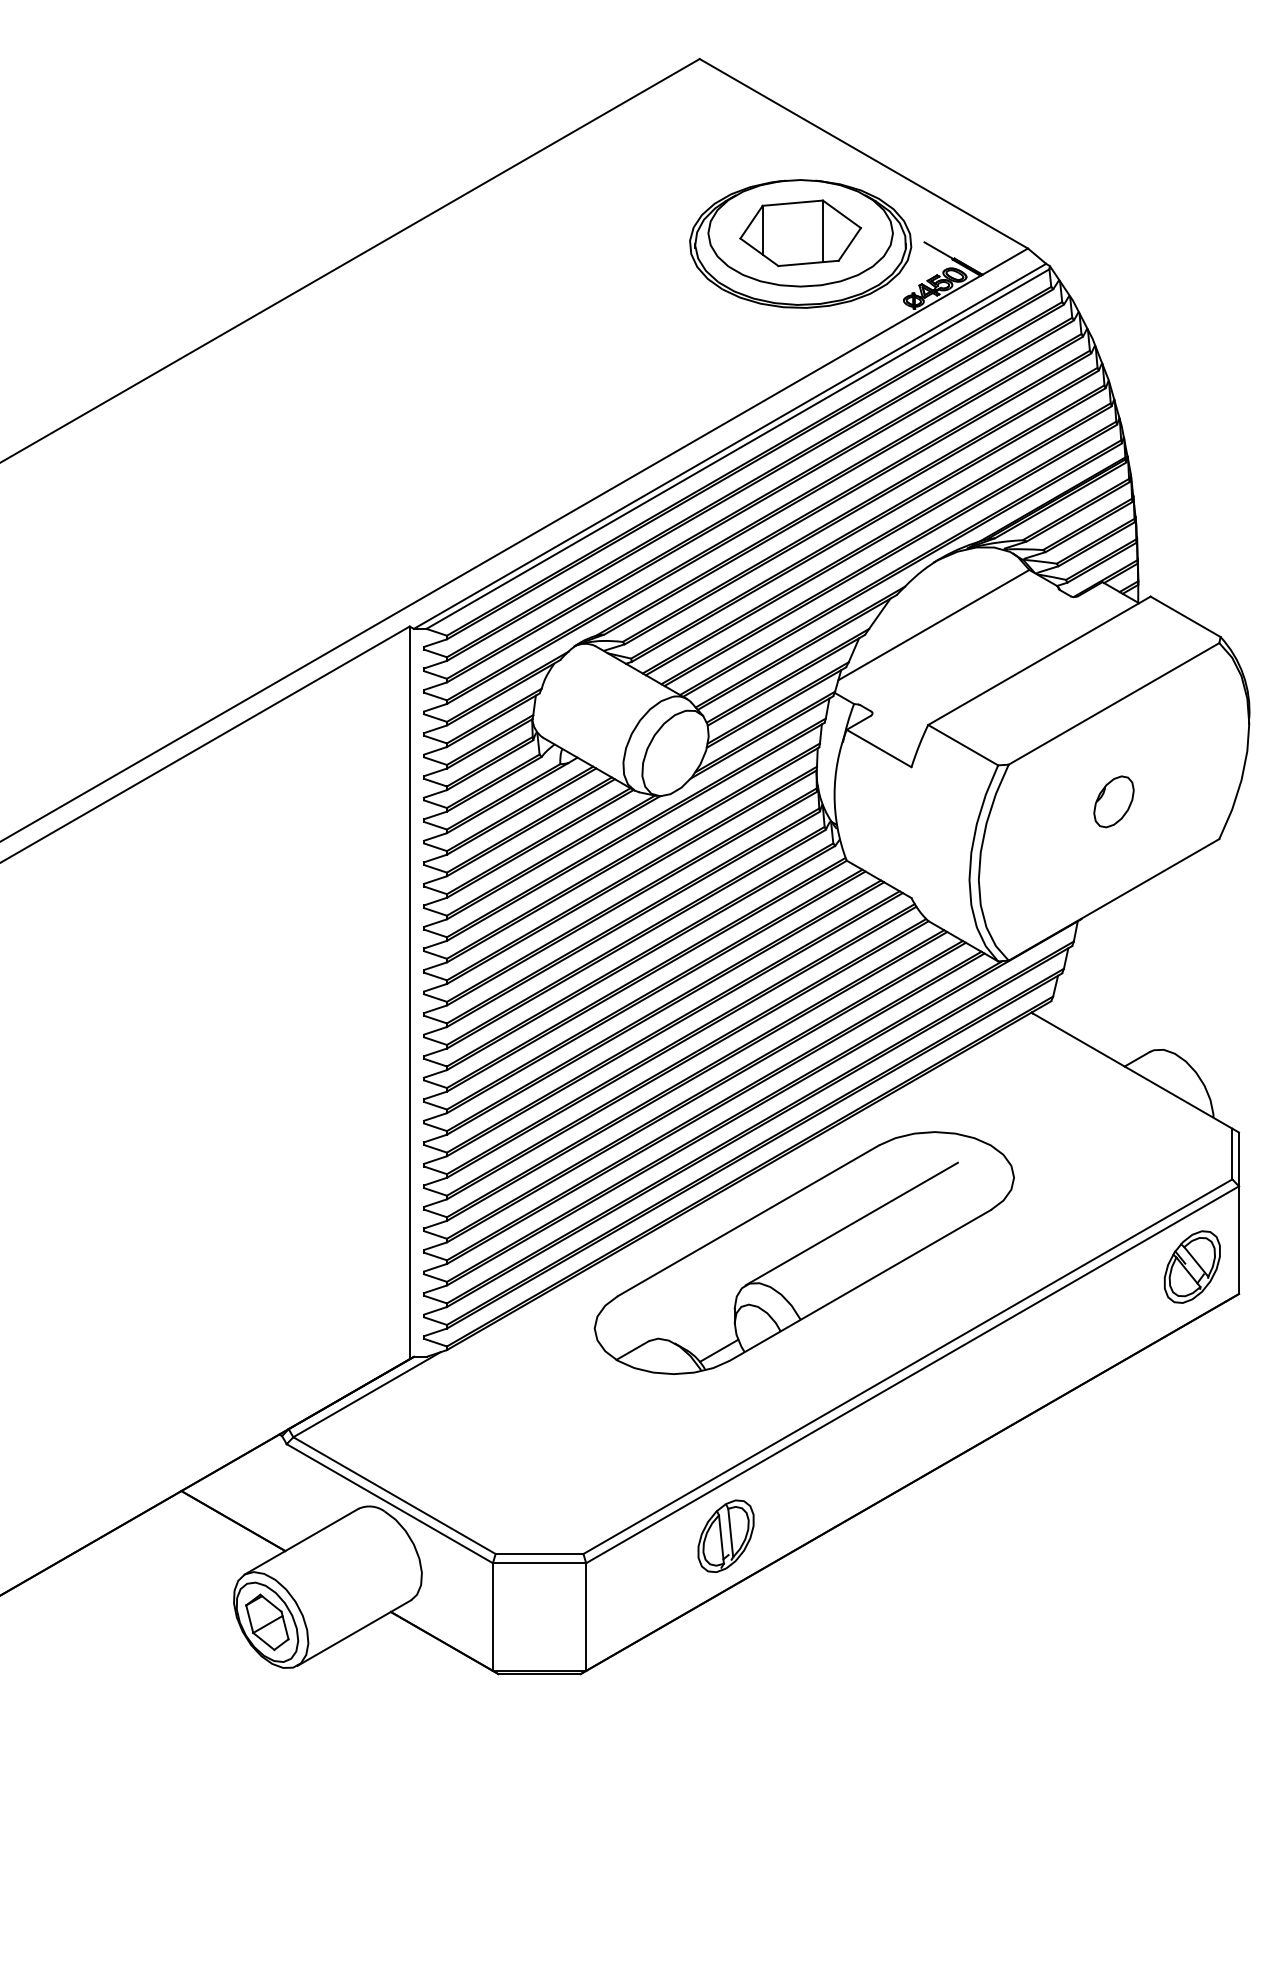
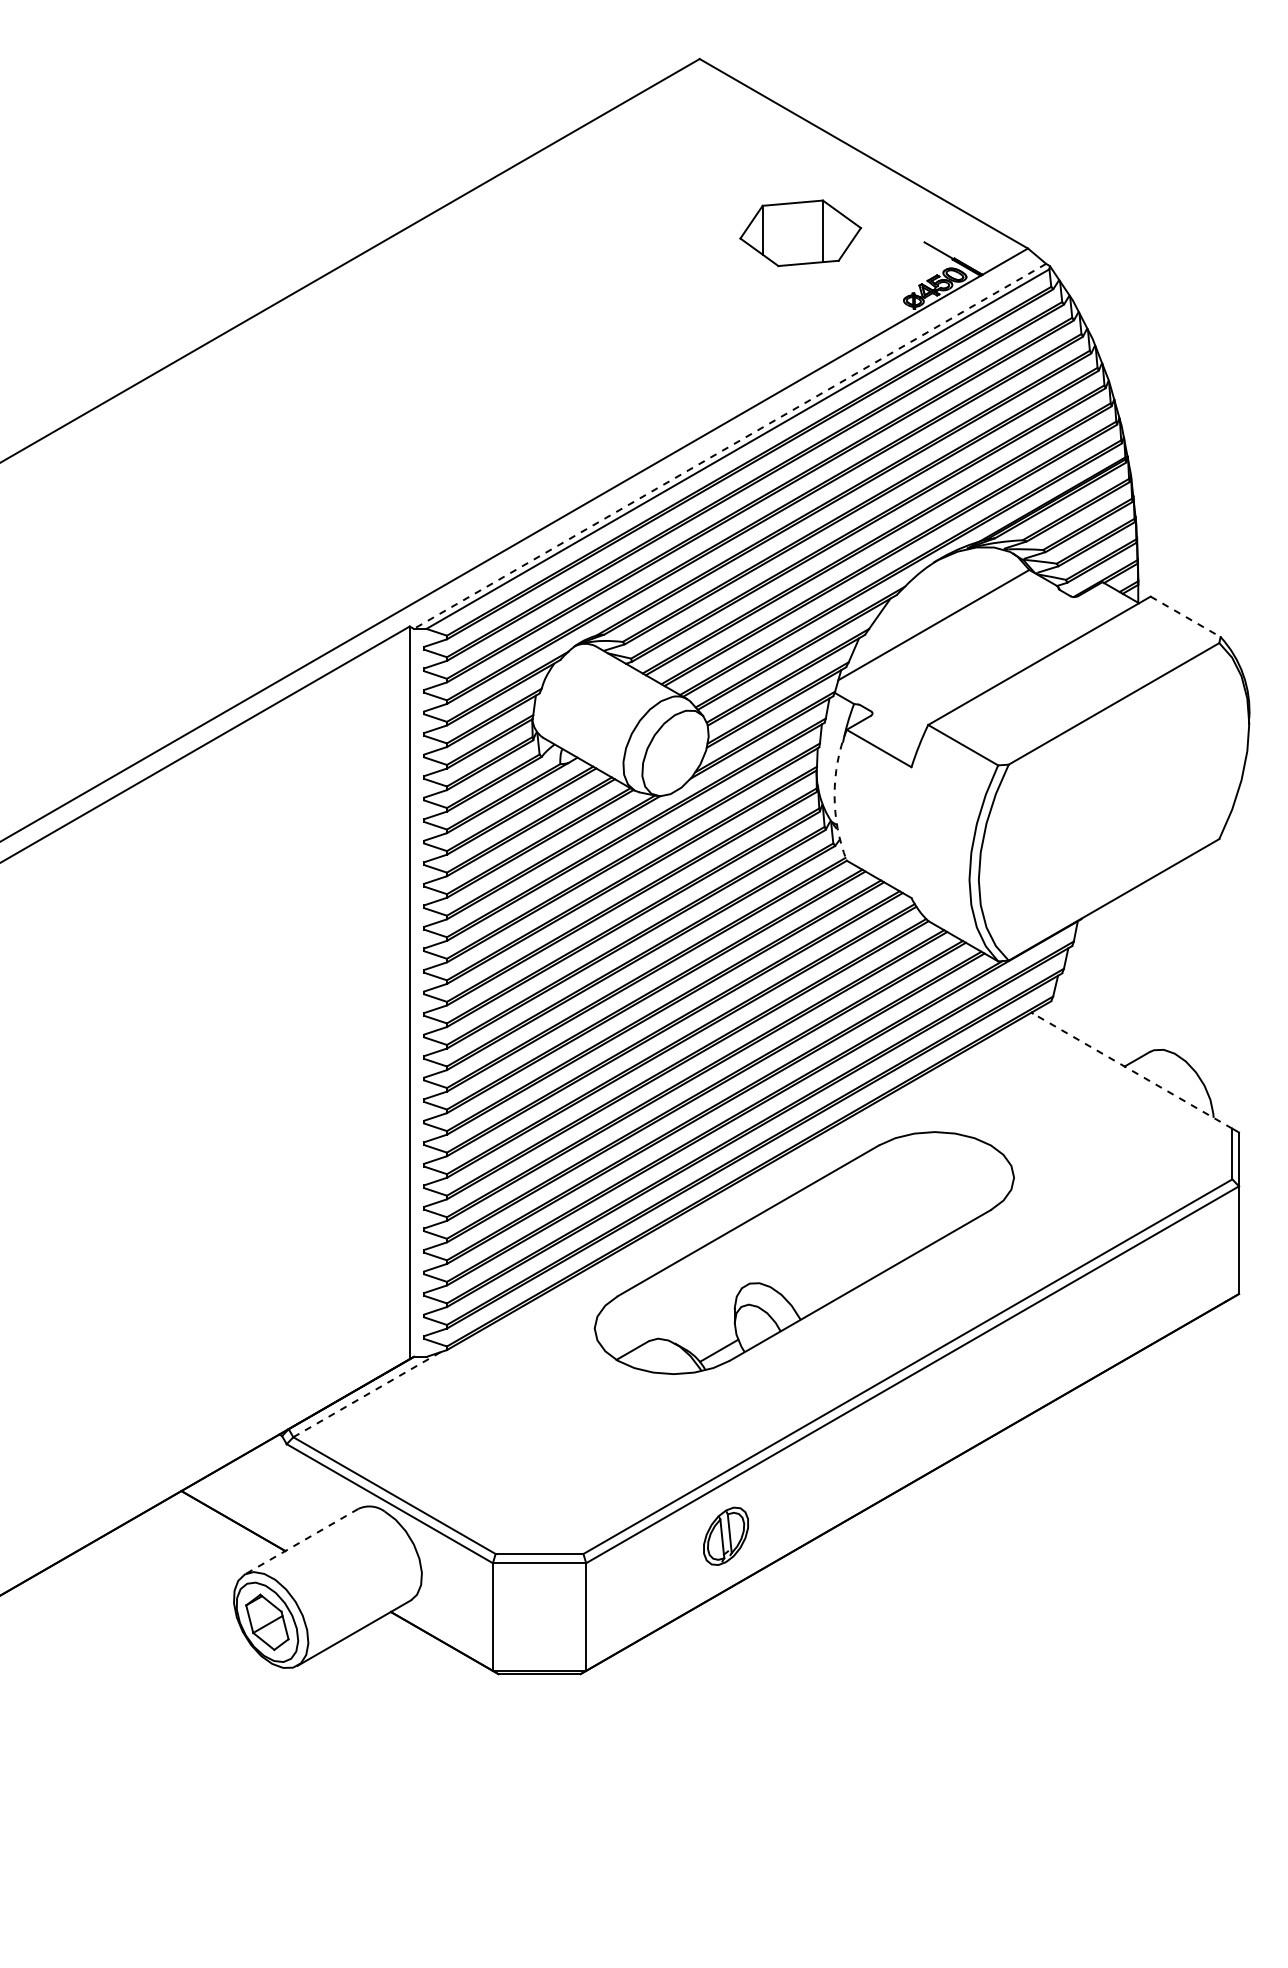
part: present -> none (800, 243)
line: solid -> dashed (729, 446)
line: solid -> dashed (1186, 617)
arc: solid -> dashed (834, 795)
part: present -> none (1113, 801)
line: solid -> dashed (1131, 1070)
line: present -> none (851, 1223)
part: present -> none (1191, 1266)
line: solid -> dashed (366, 1394)
part size: 58x75 px -> 46x60 px (725, 1535)
line: solid -> dashed (301, 1541)
